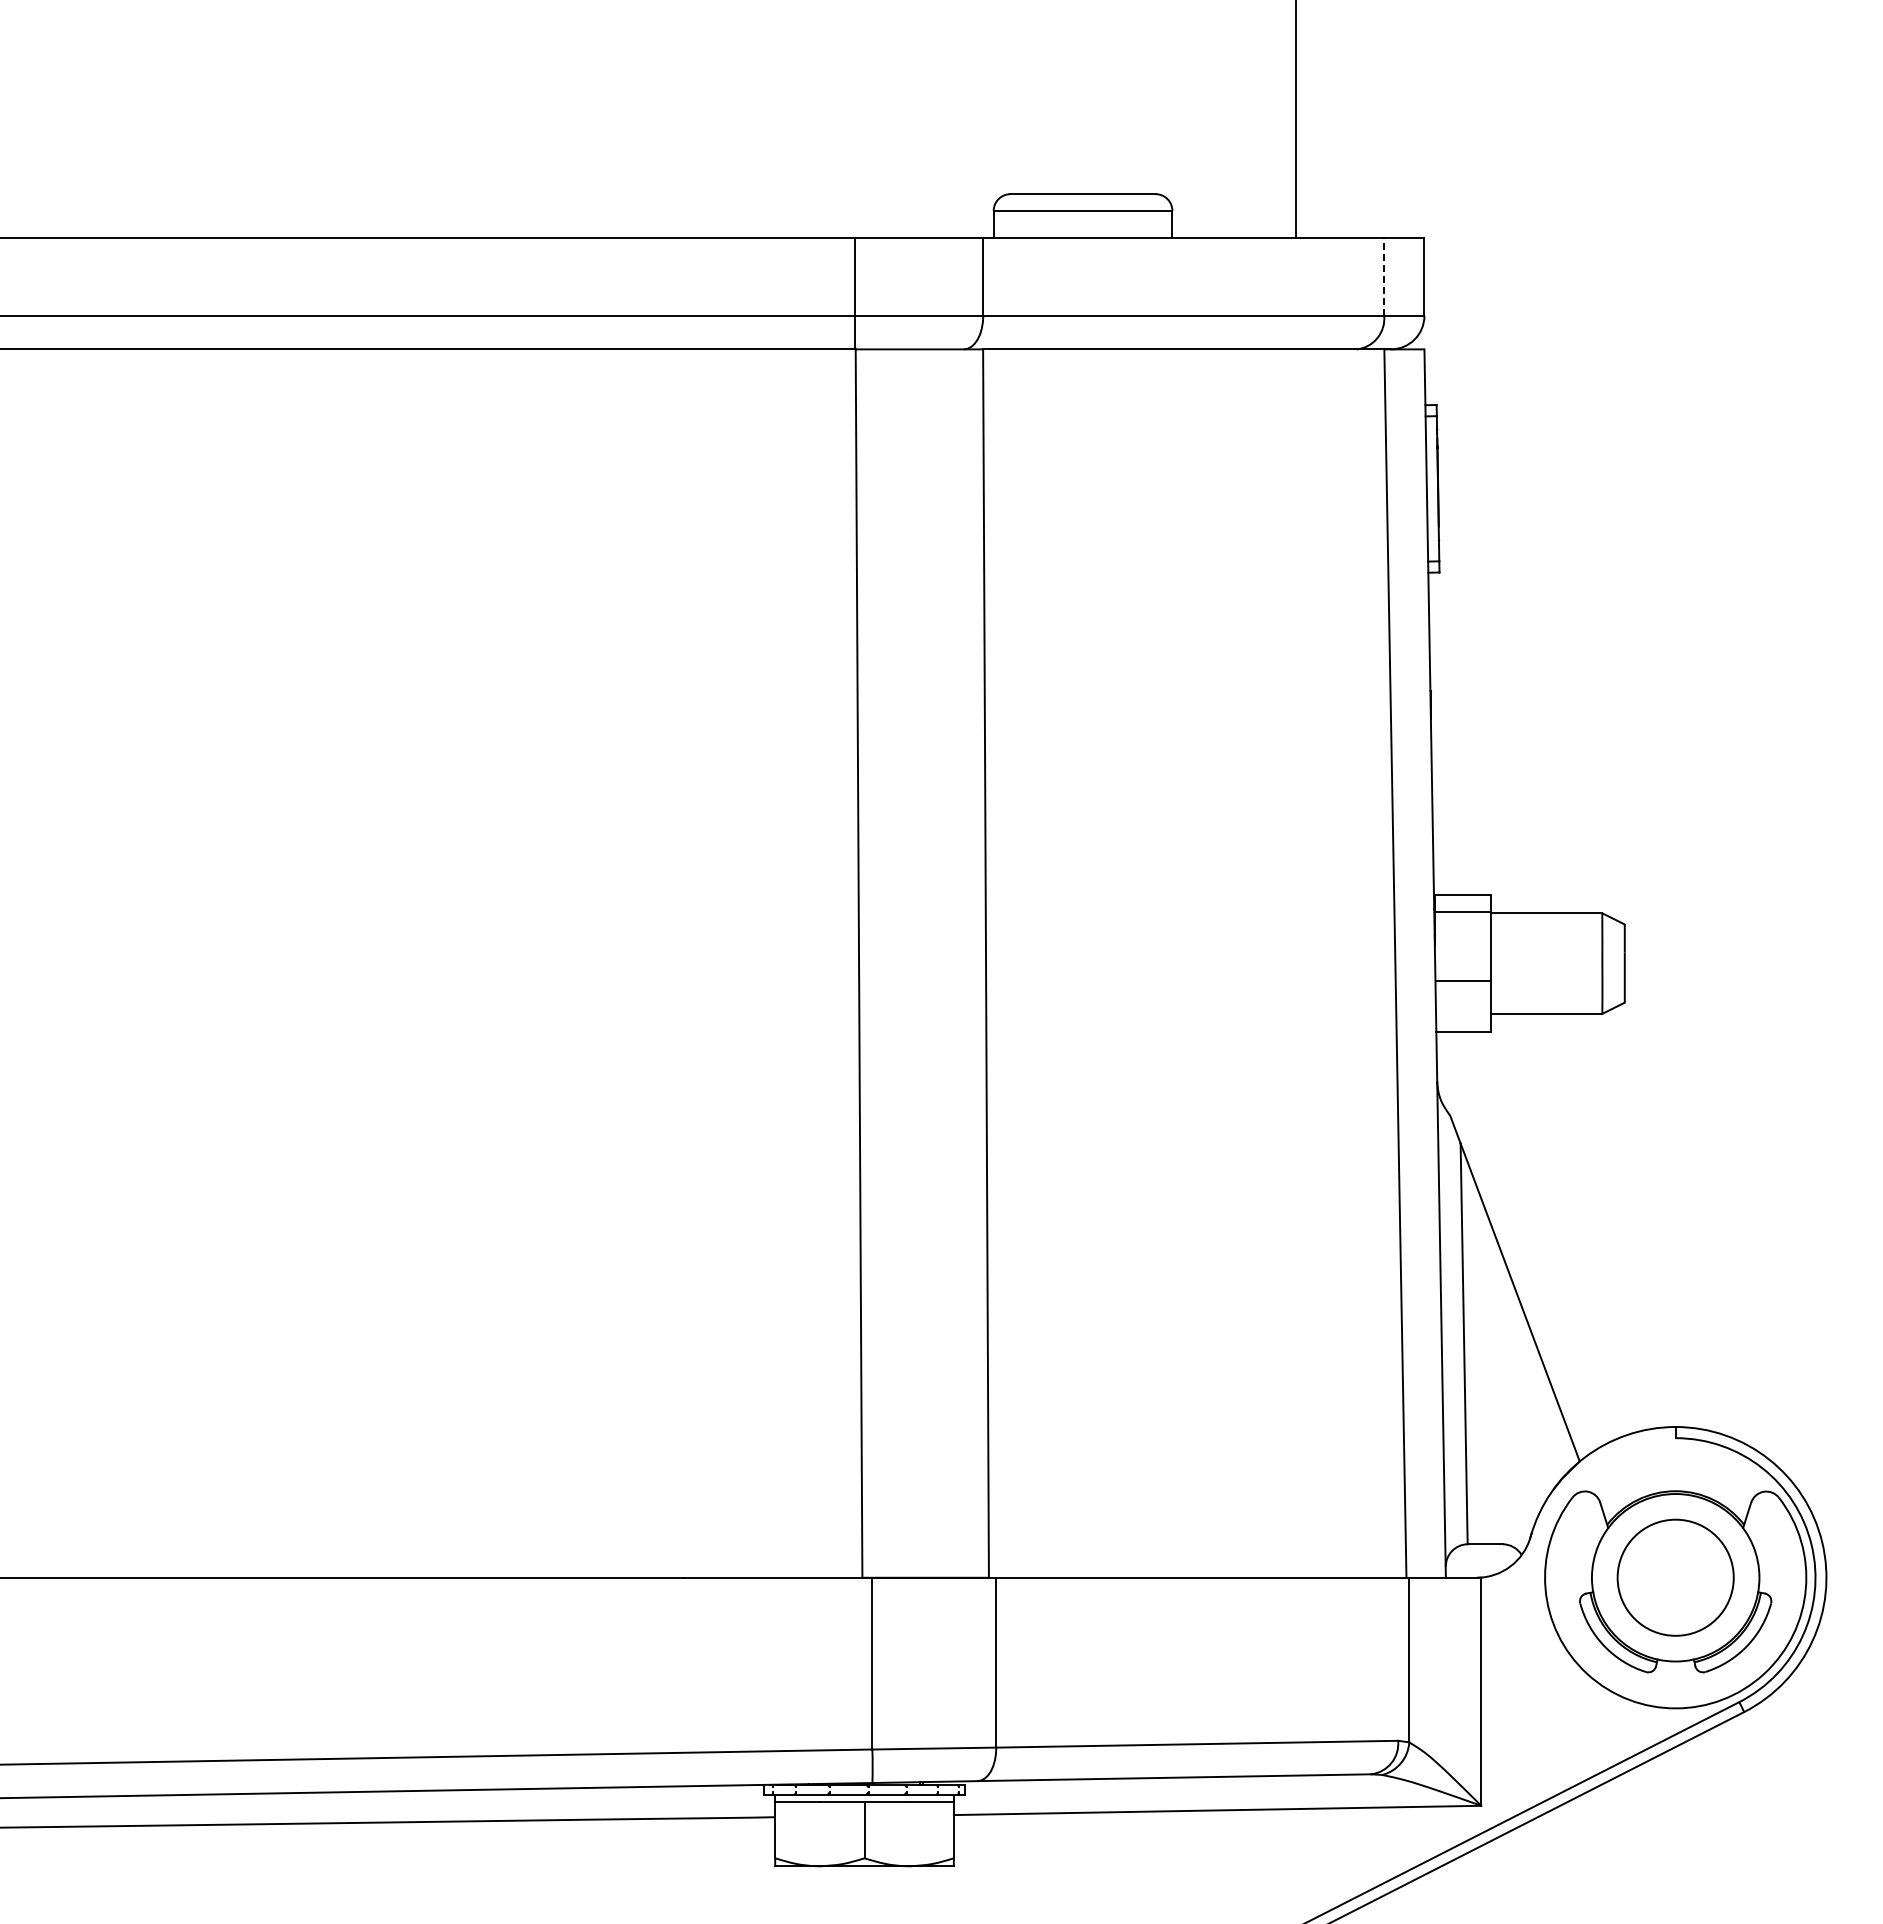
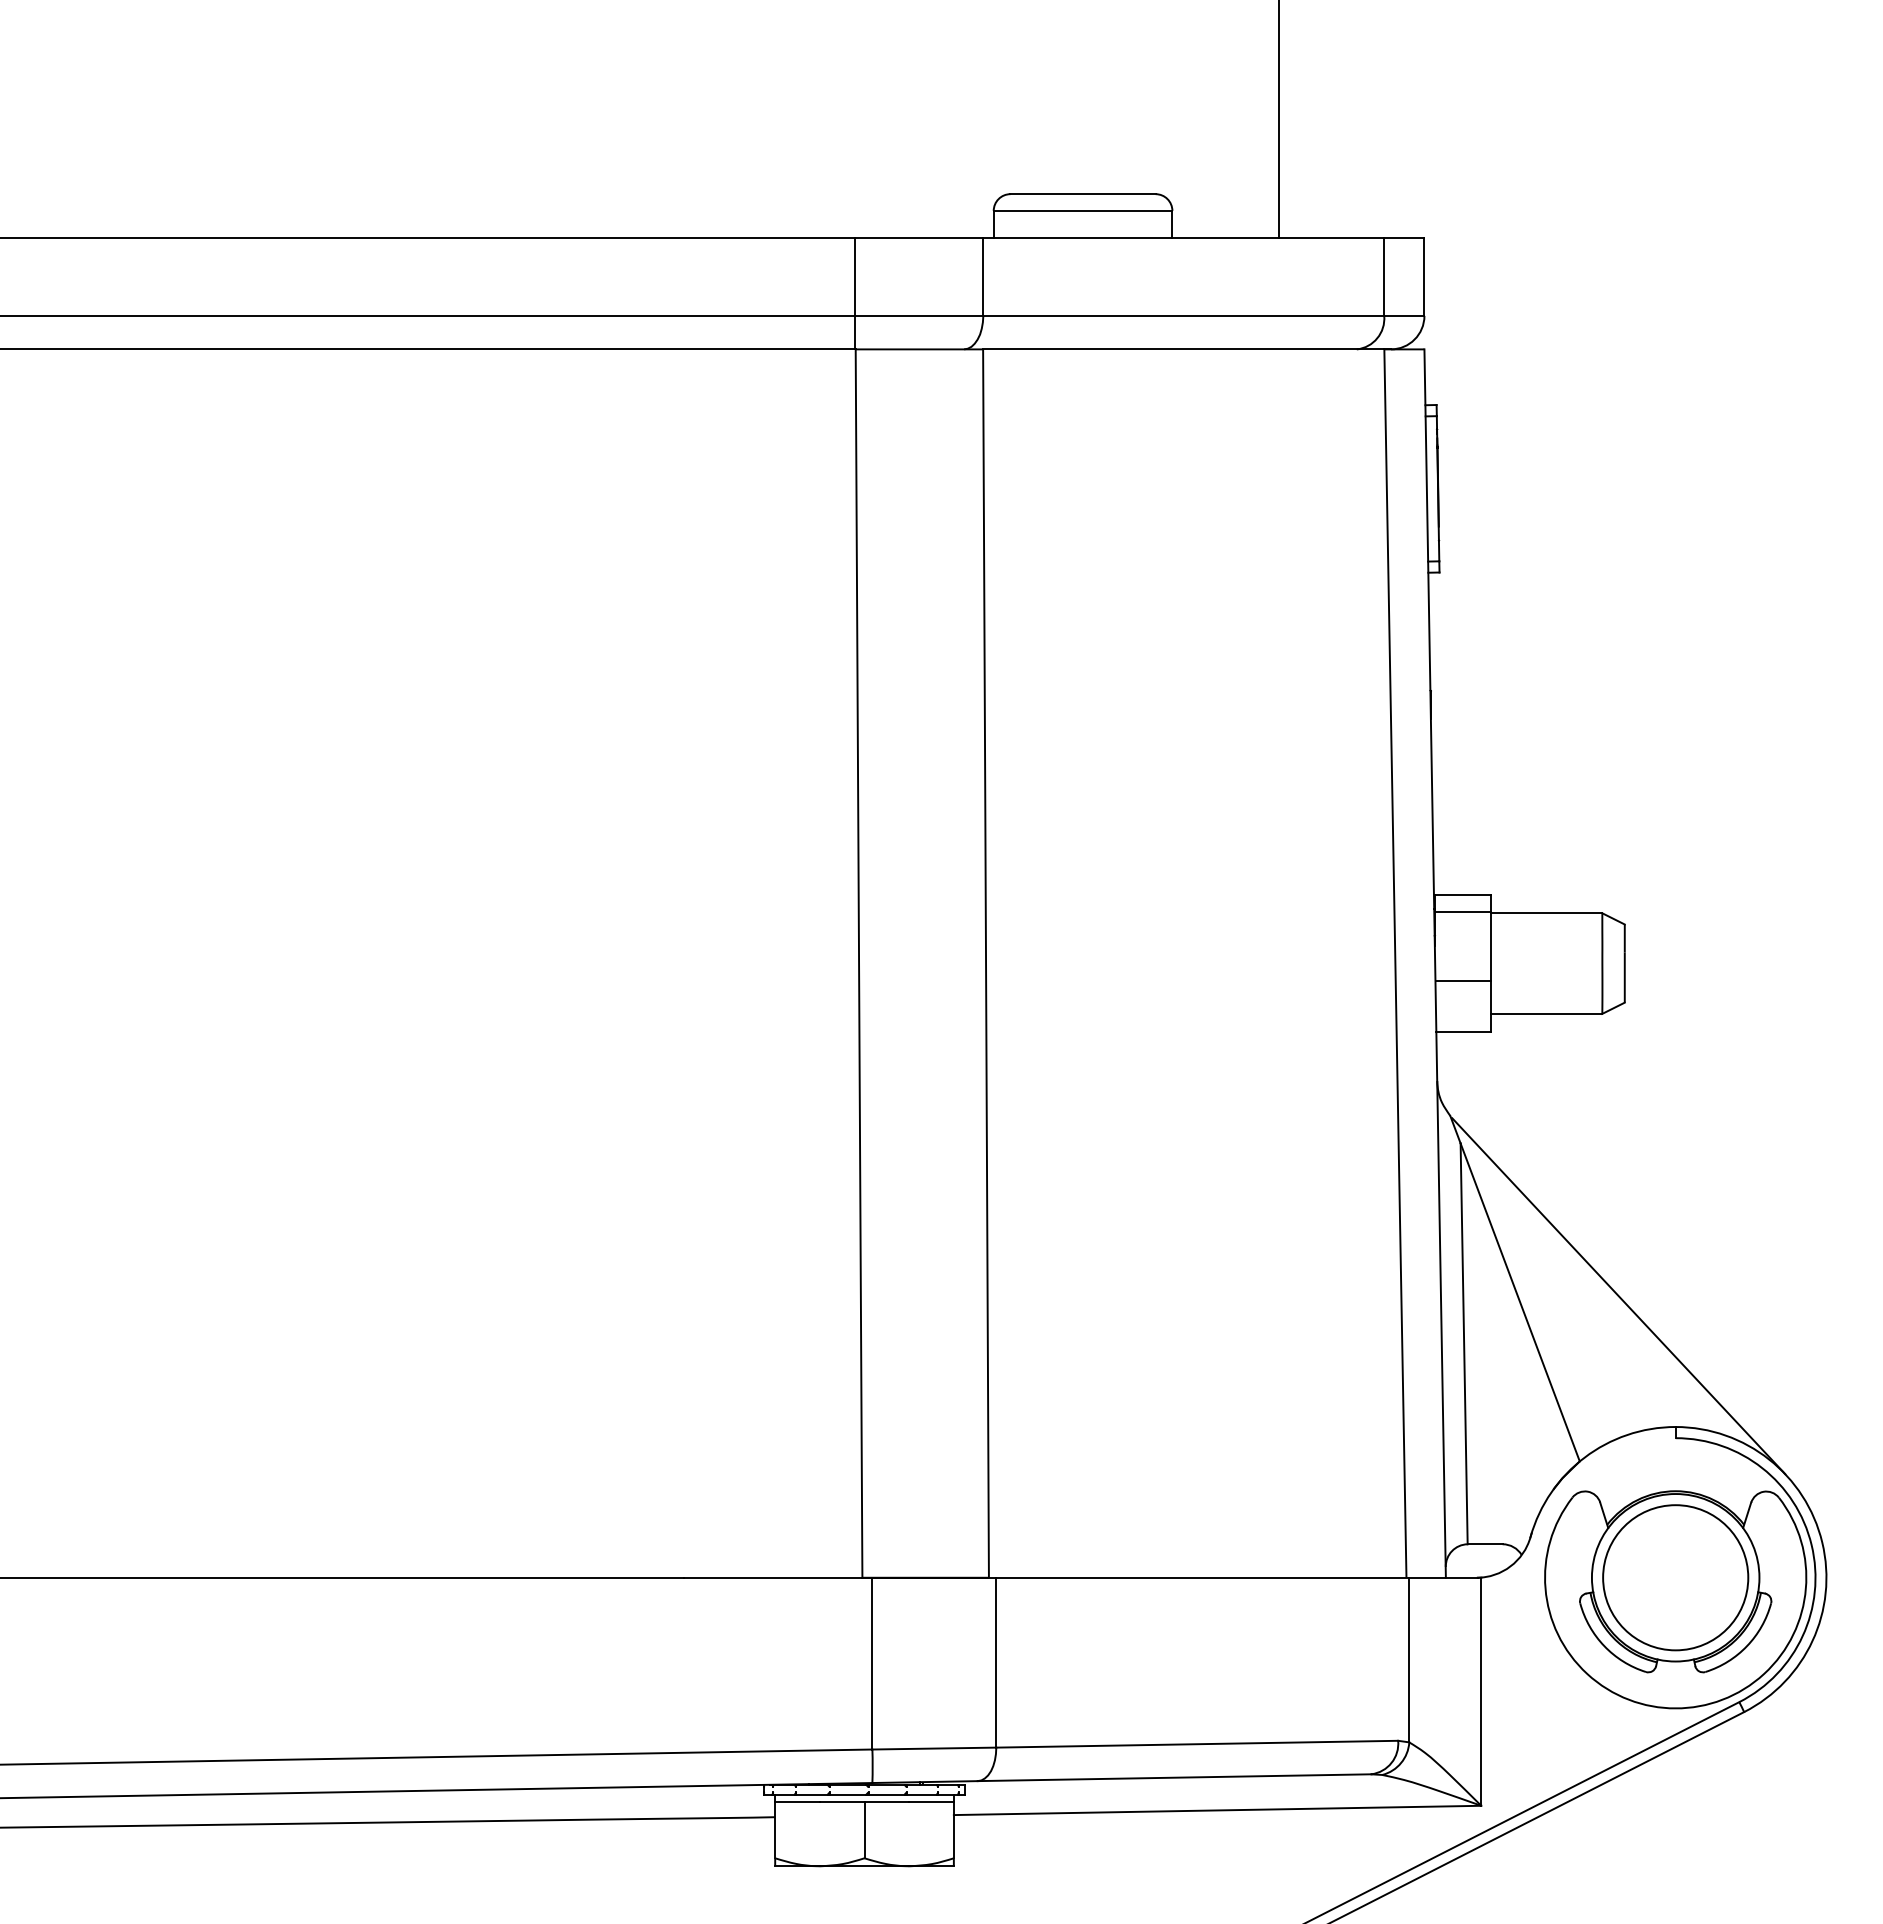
line position: (1296, 119) -> (1279, 119) (1279, 119)
line: dashed -> solid (1384, 276)
line: none -> present (1618, 1296)
circle diameter: 116 px -> 145 px (1675, 1577)
